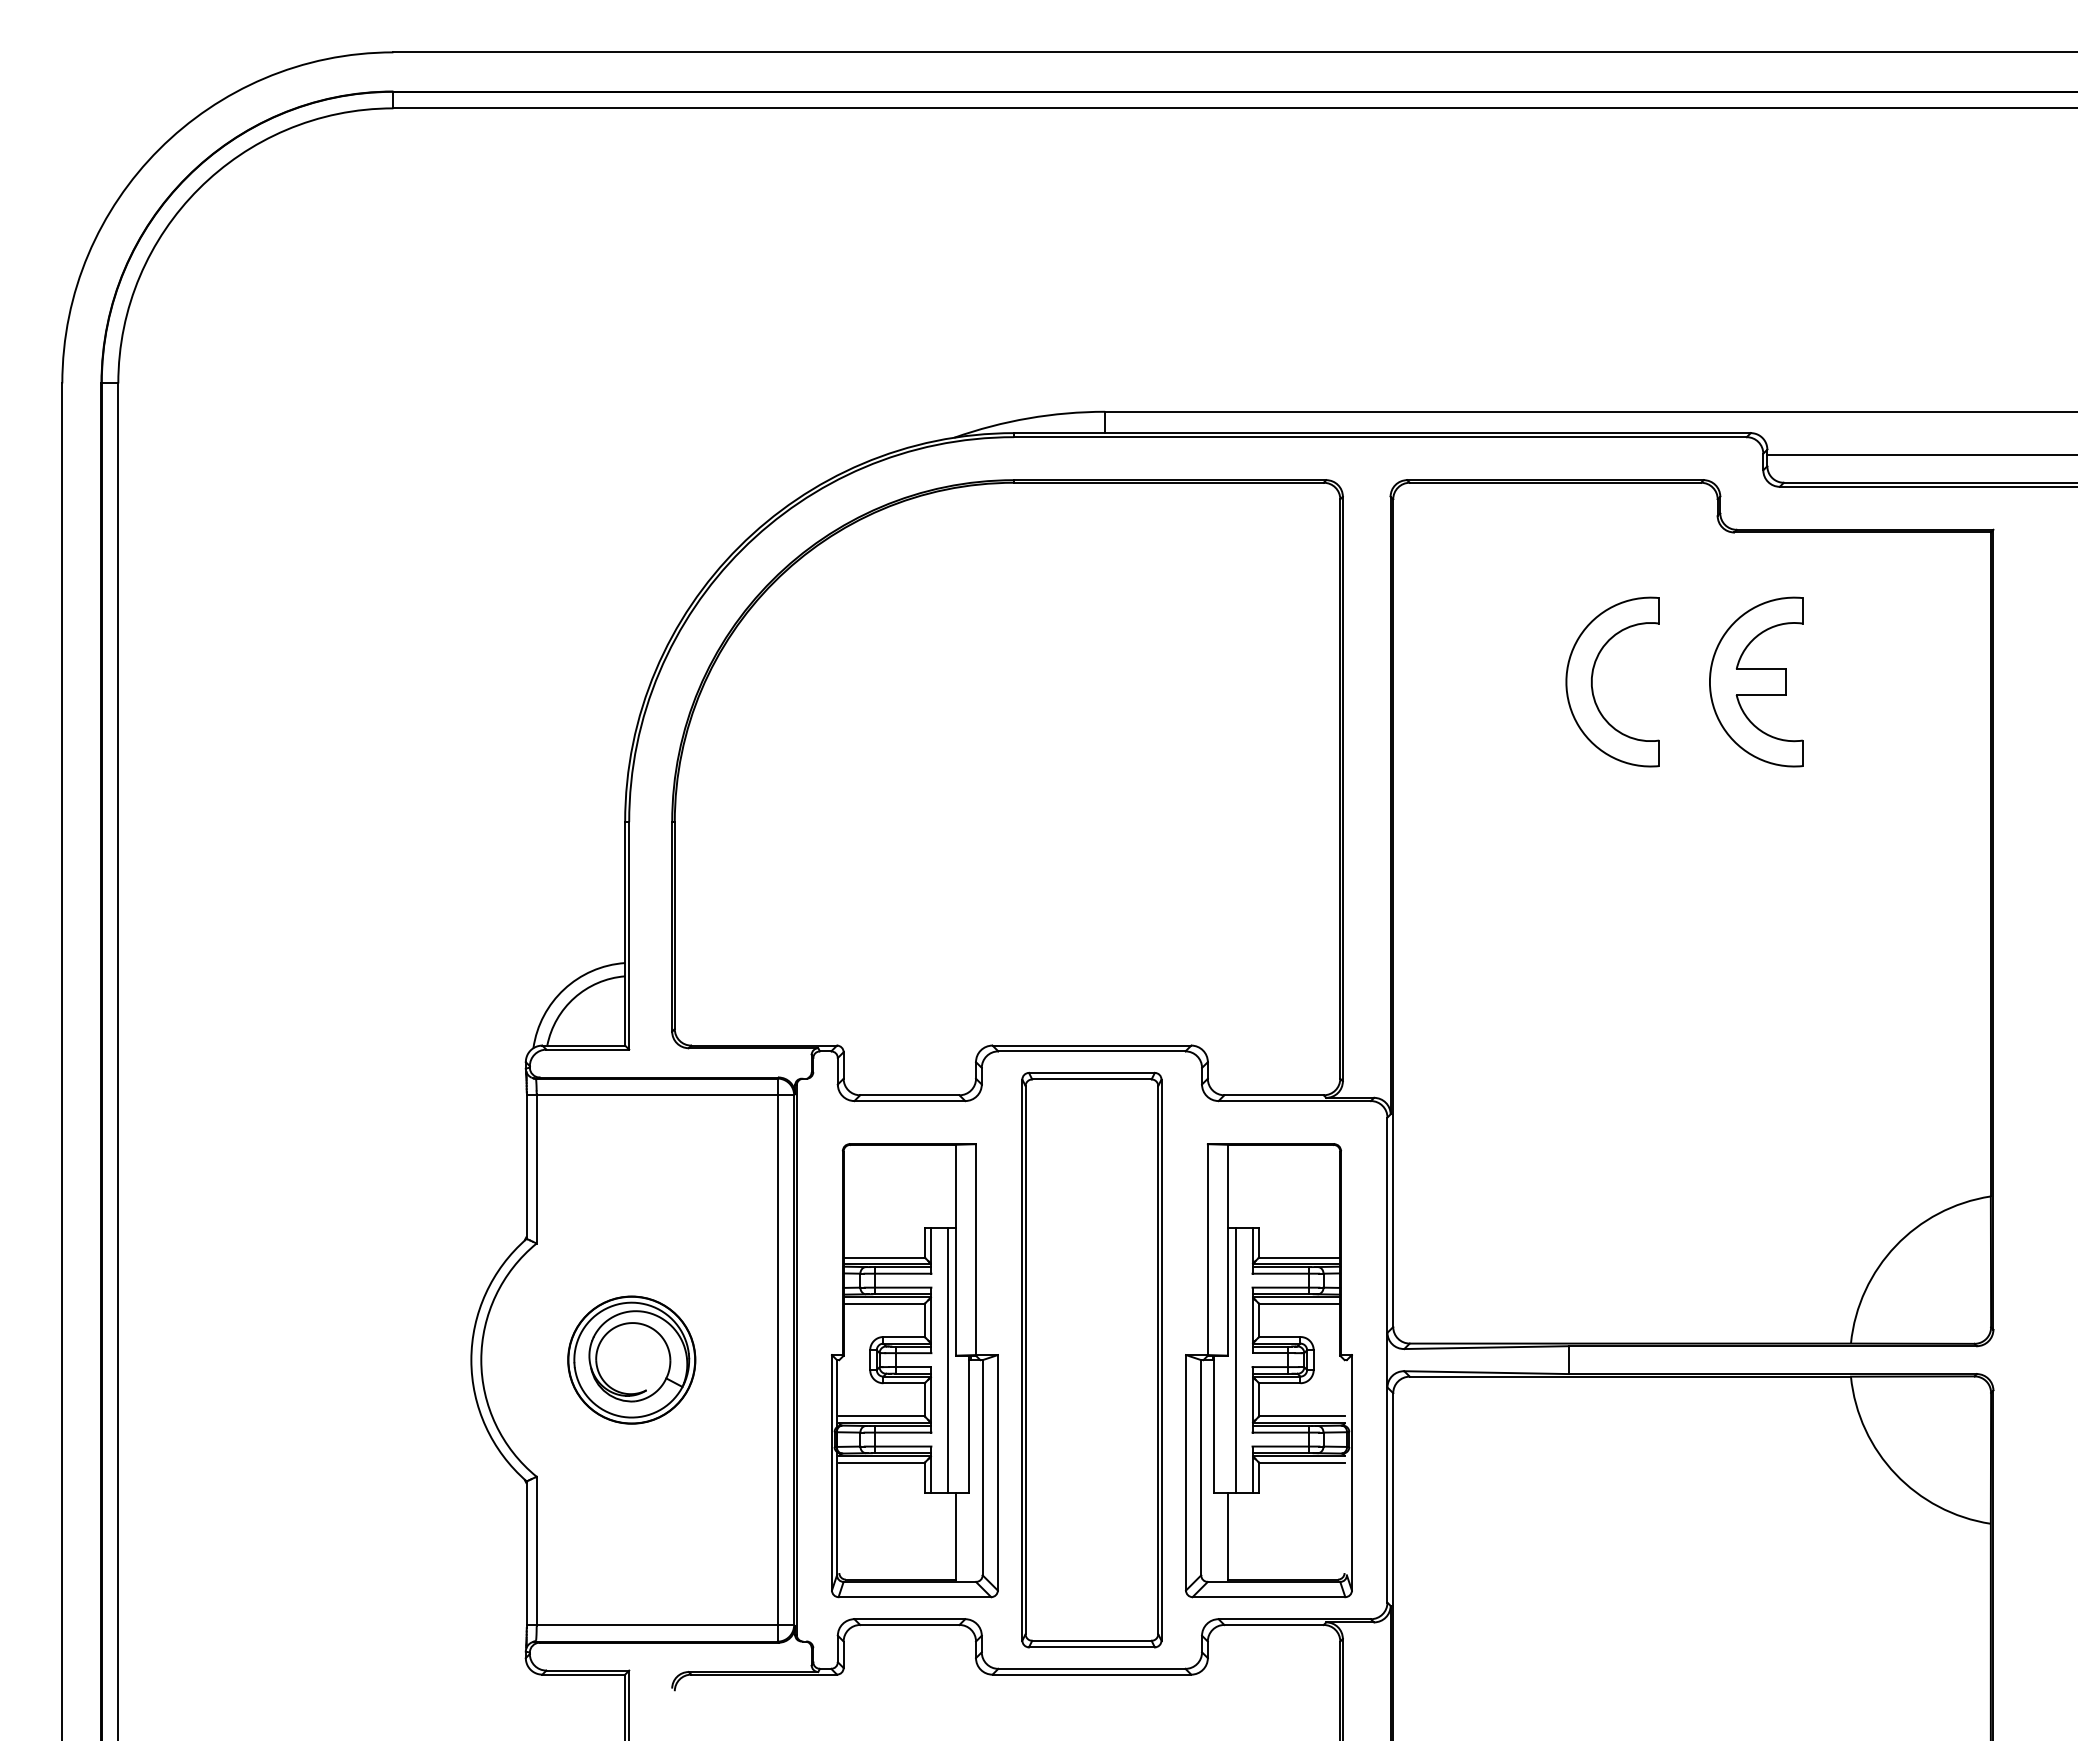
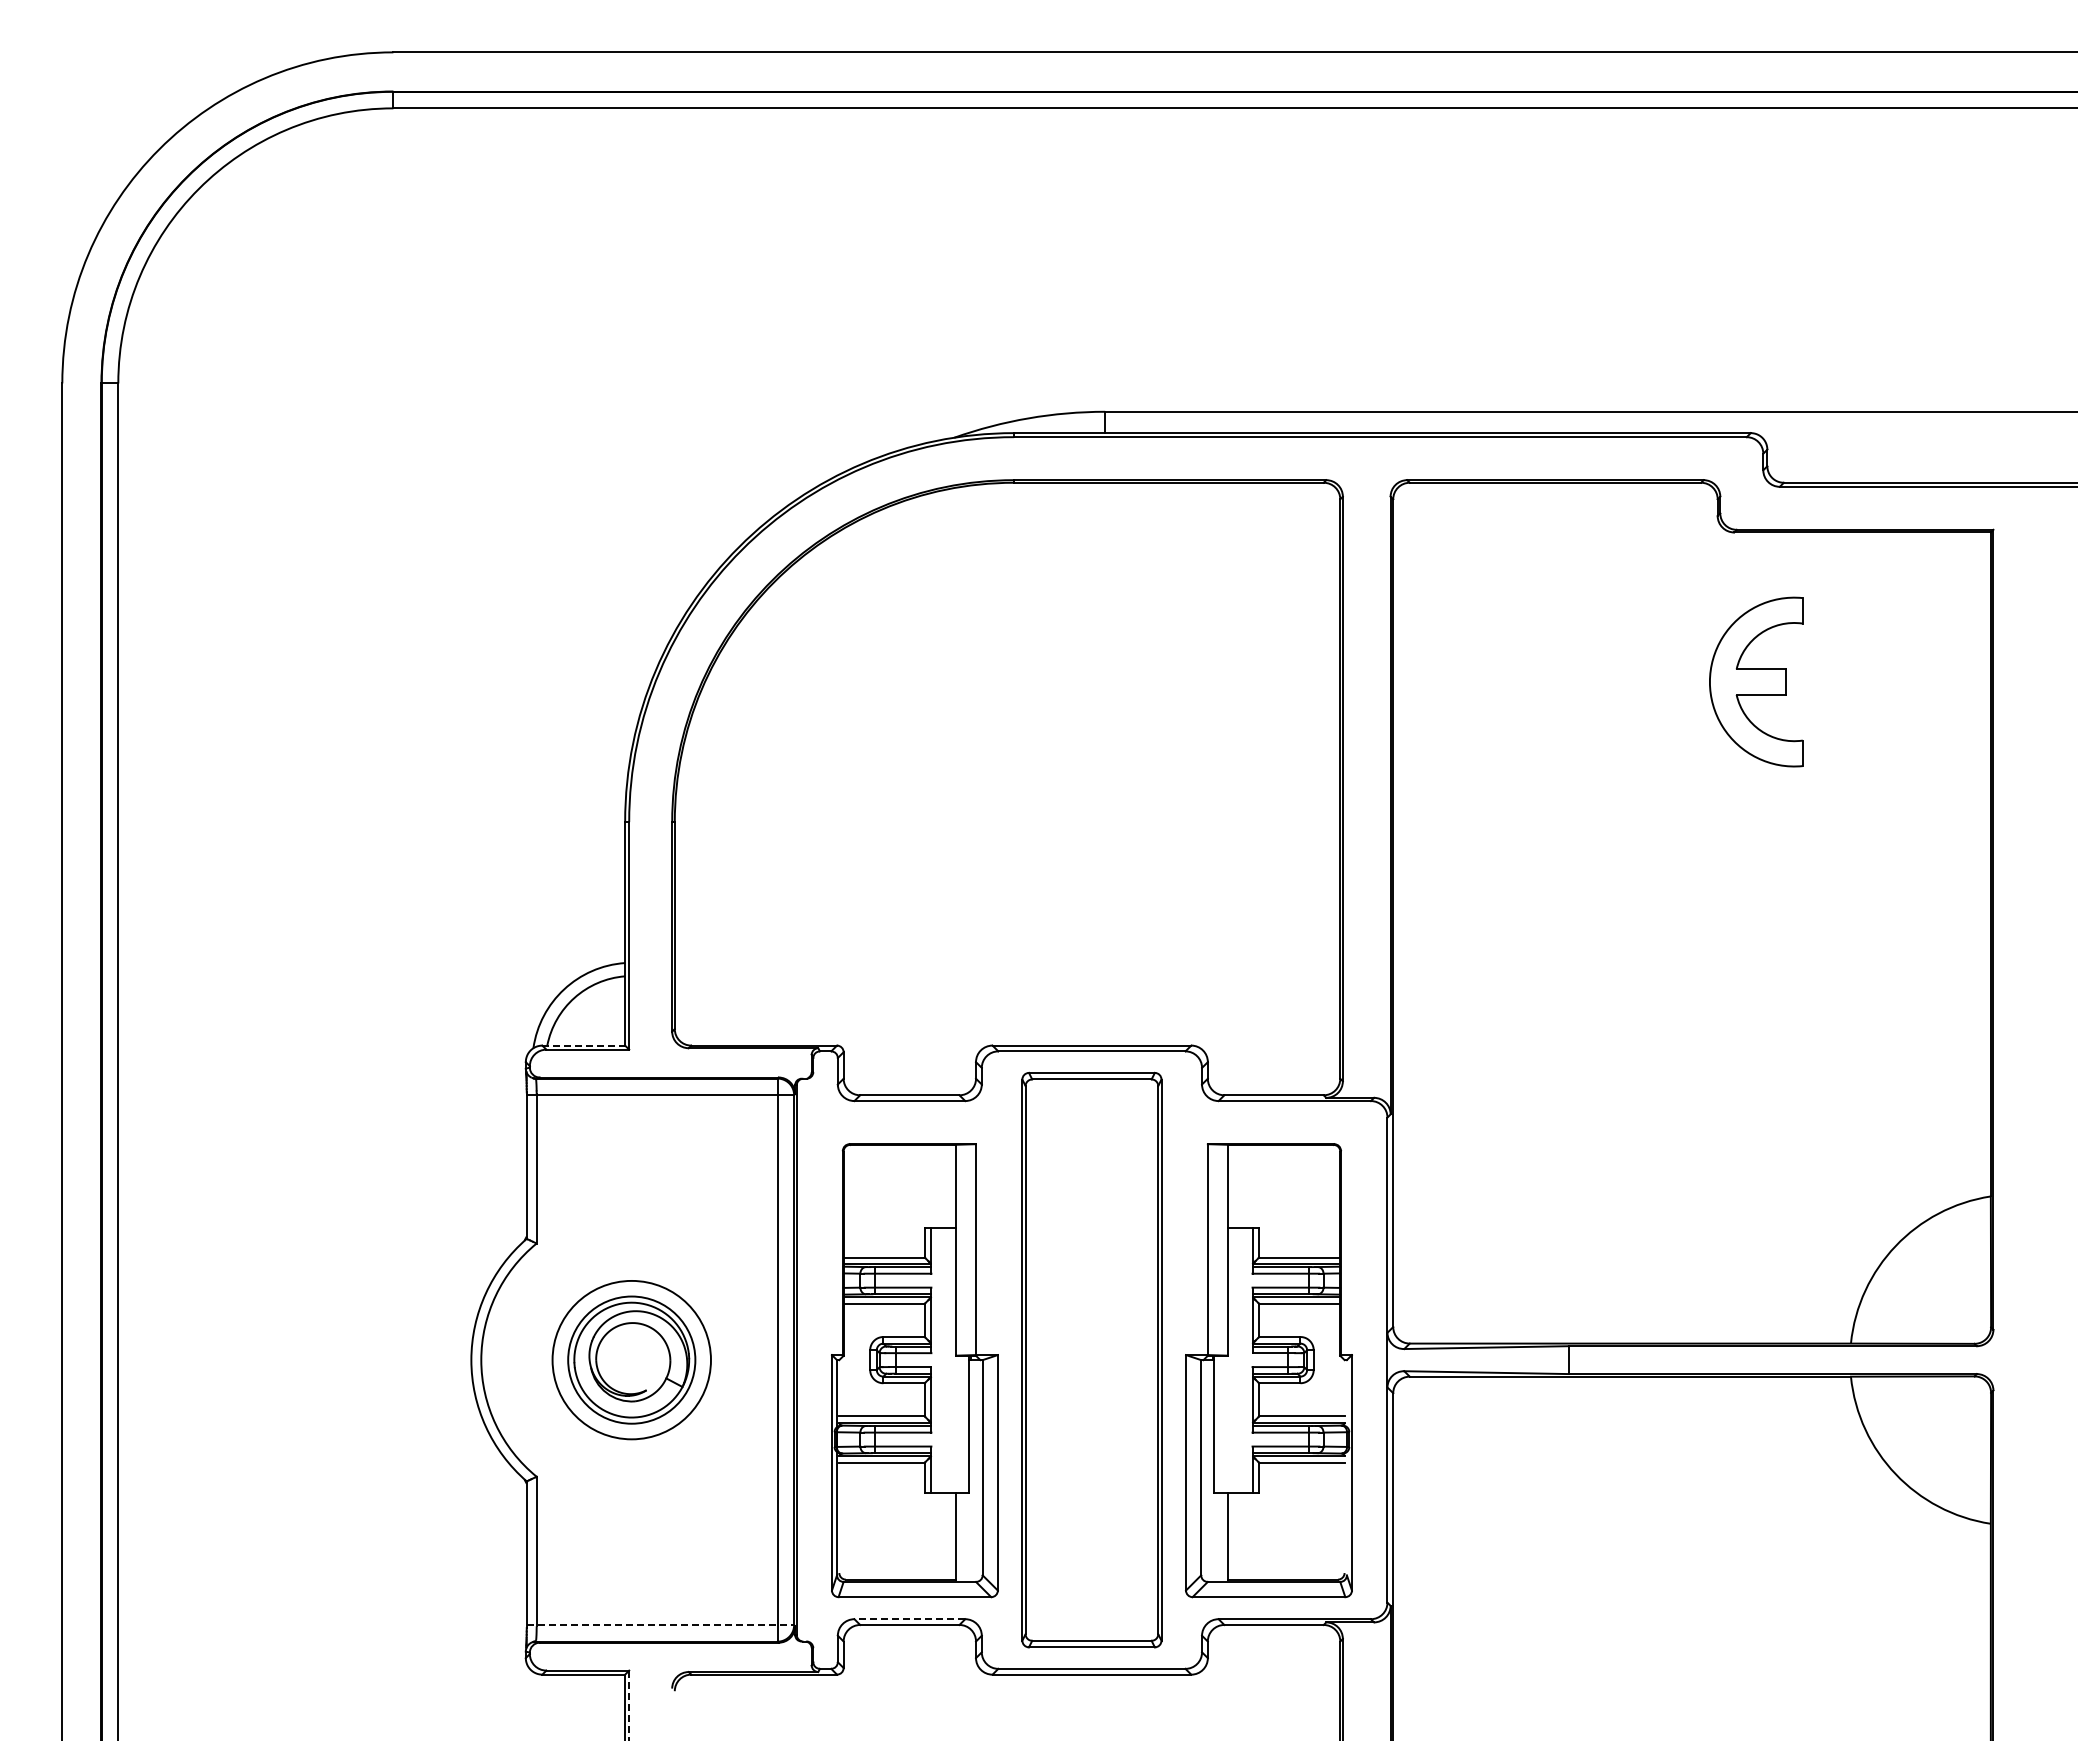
line: present -> none (1920, 454)
part: present -> none (1593, 675)
line: solid -> dashed (584, 1045)
circle diameter: 127 px -> 158 px (631, 1359)
line: present -> none (947, 1359)
line: present -> none (1235, 1359)
line: solid -> dashed (909, 1619)
line: solid -> dashed (660, 1625)
line: solid -> dashed (629, 1705)
